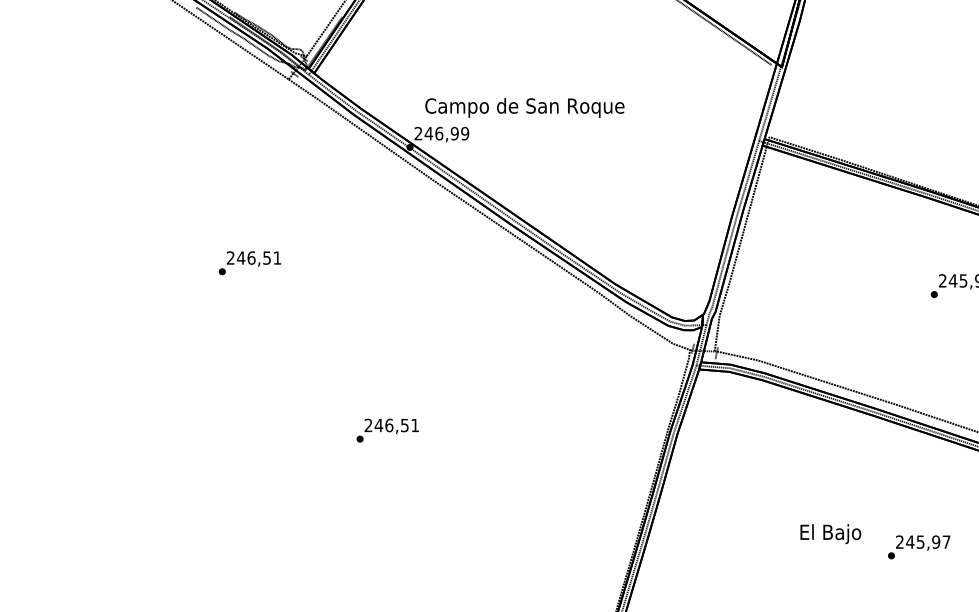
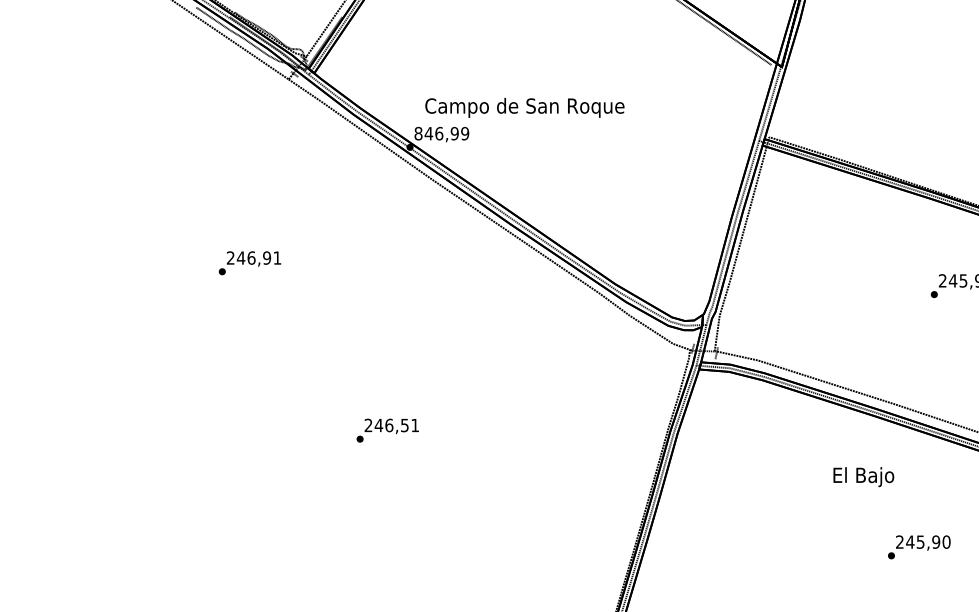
text: 246,99 -> 846,99 (418, 133)
text: 246,51 -> 246,91 (267, 257)
text position: (830, 534) -> (863, 477) (863, 477)
text: 245,97 -> 245,90 (946, 541)
